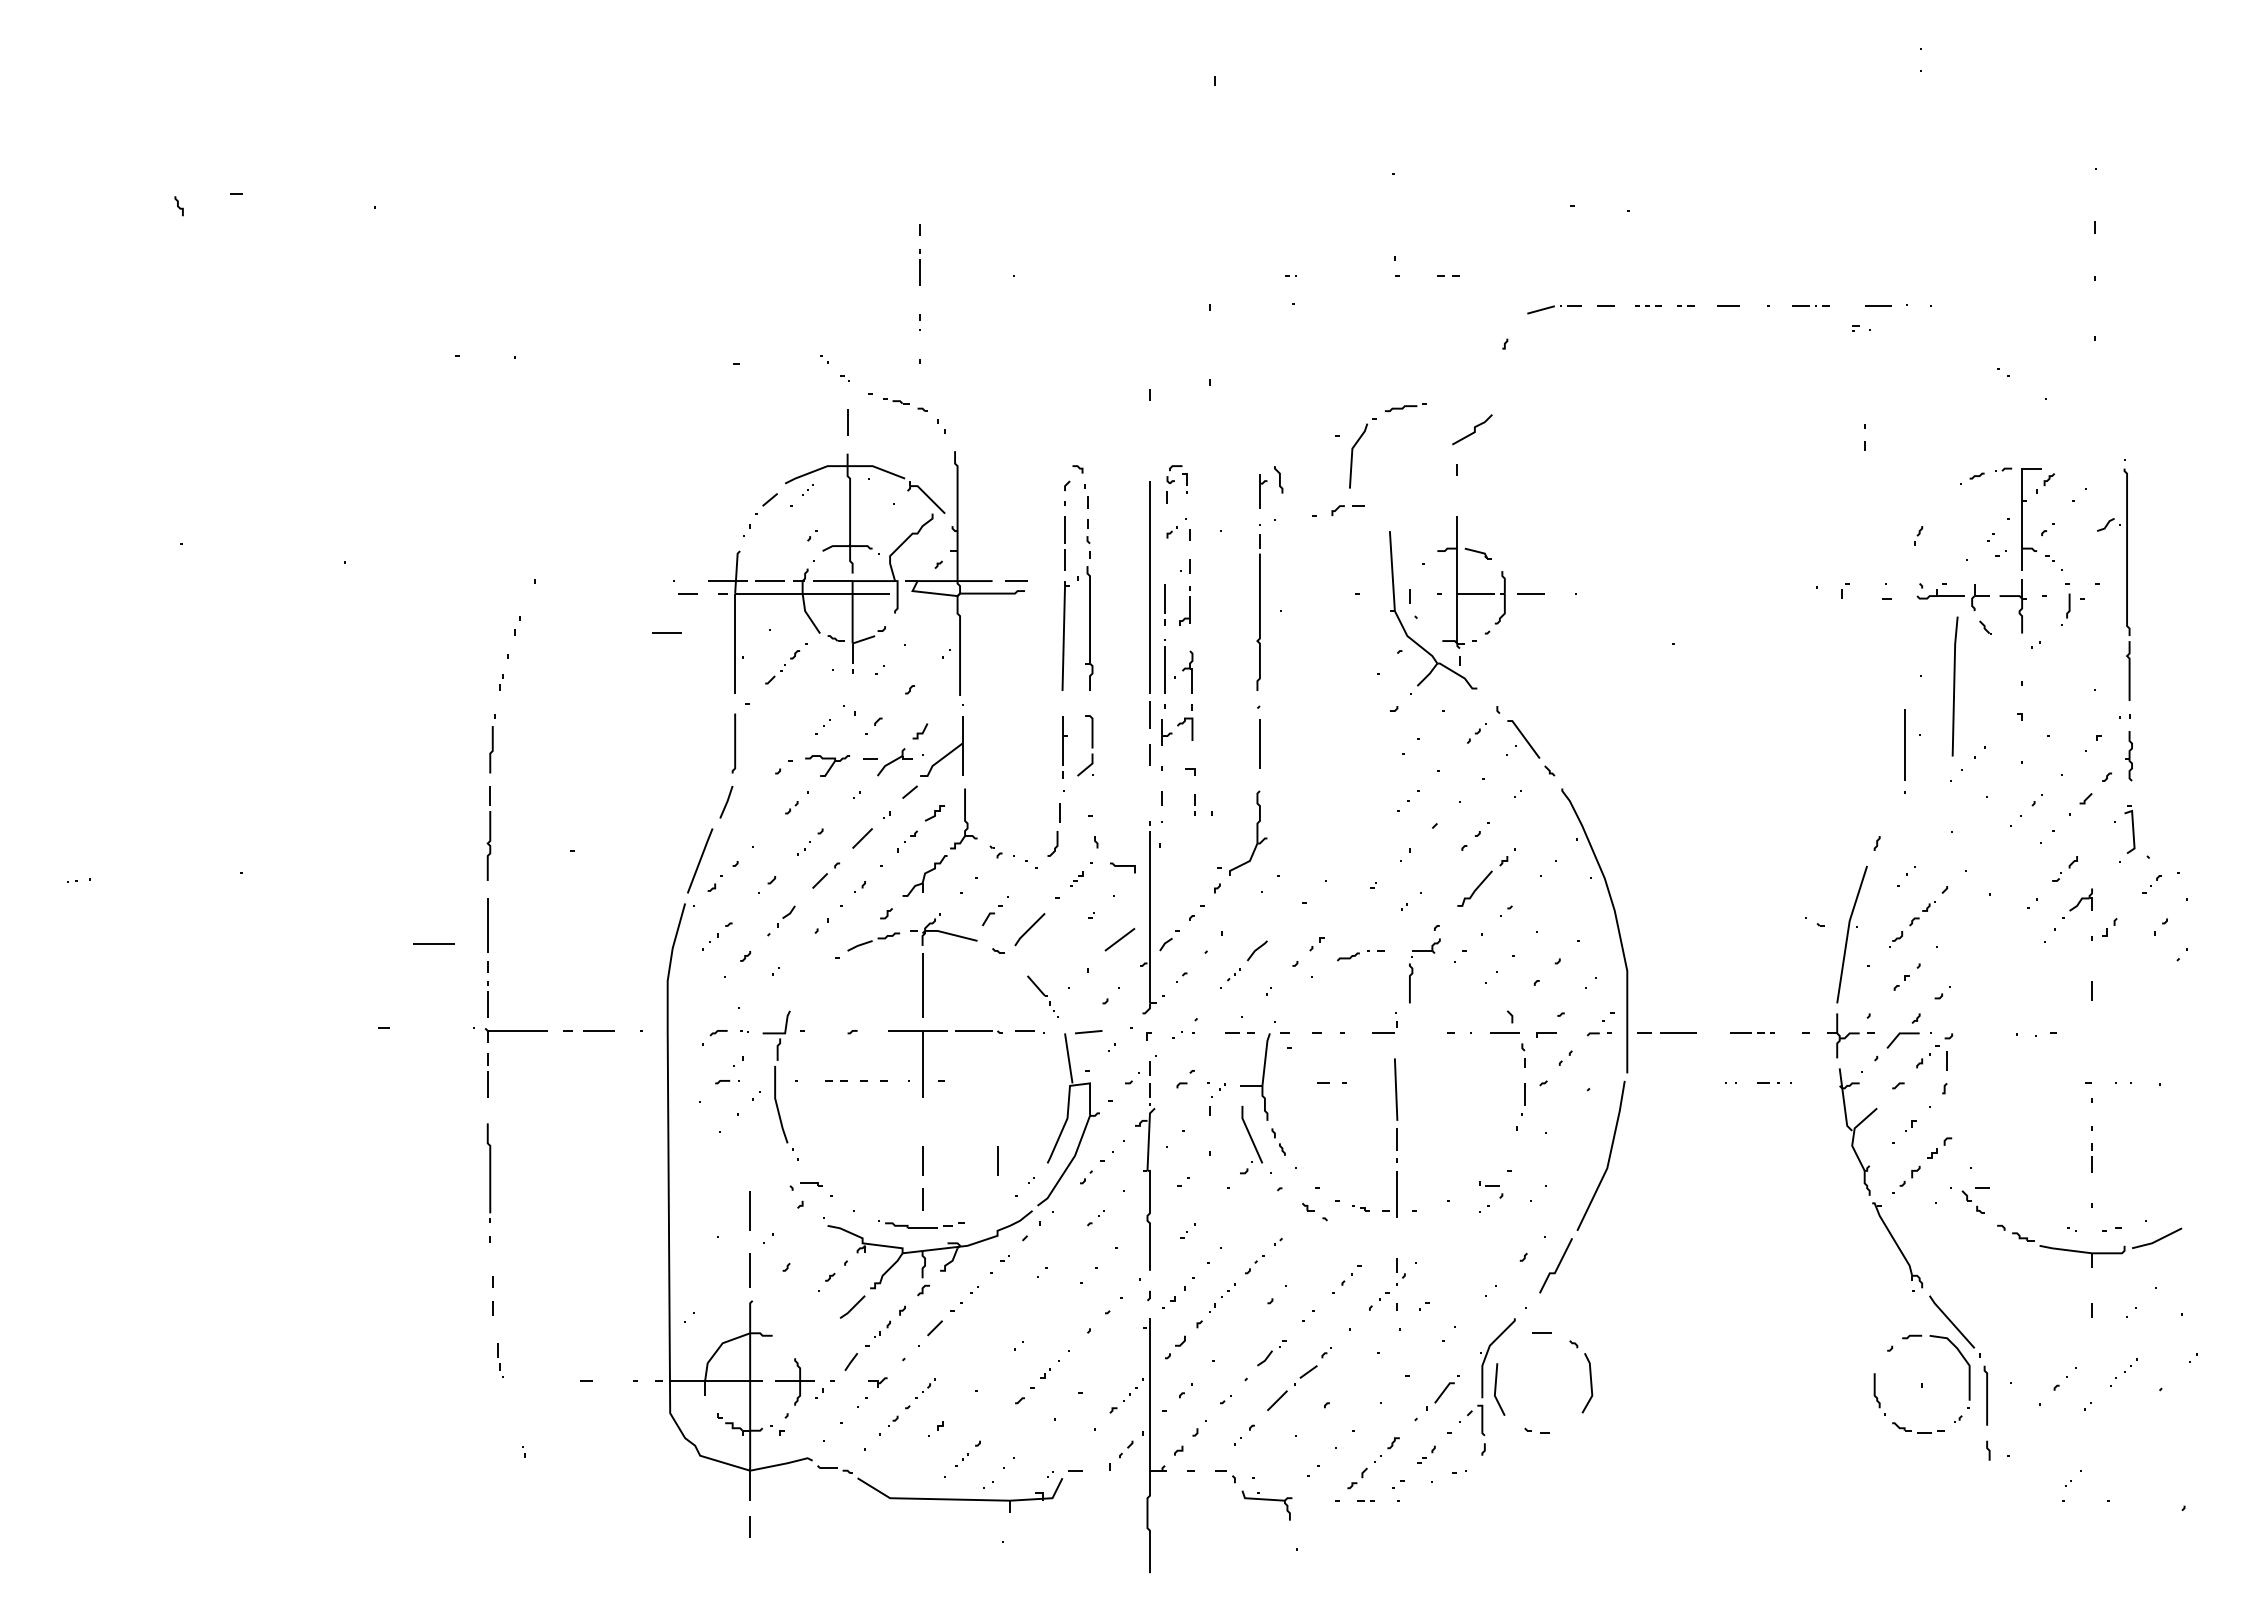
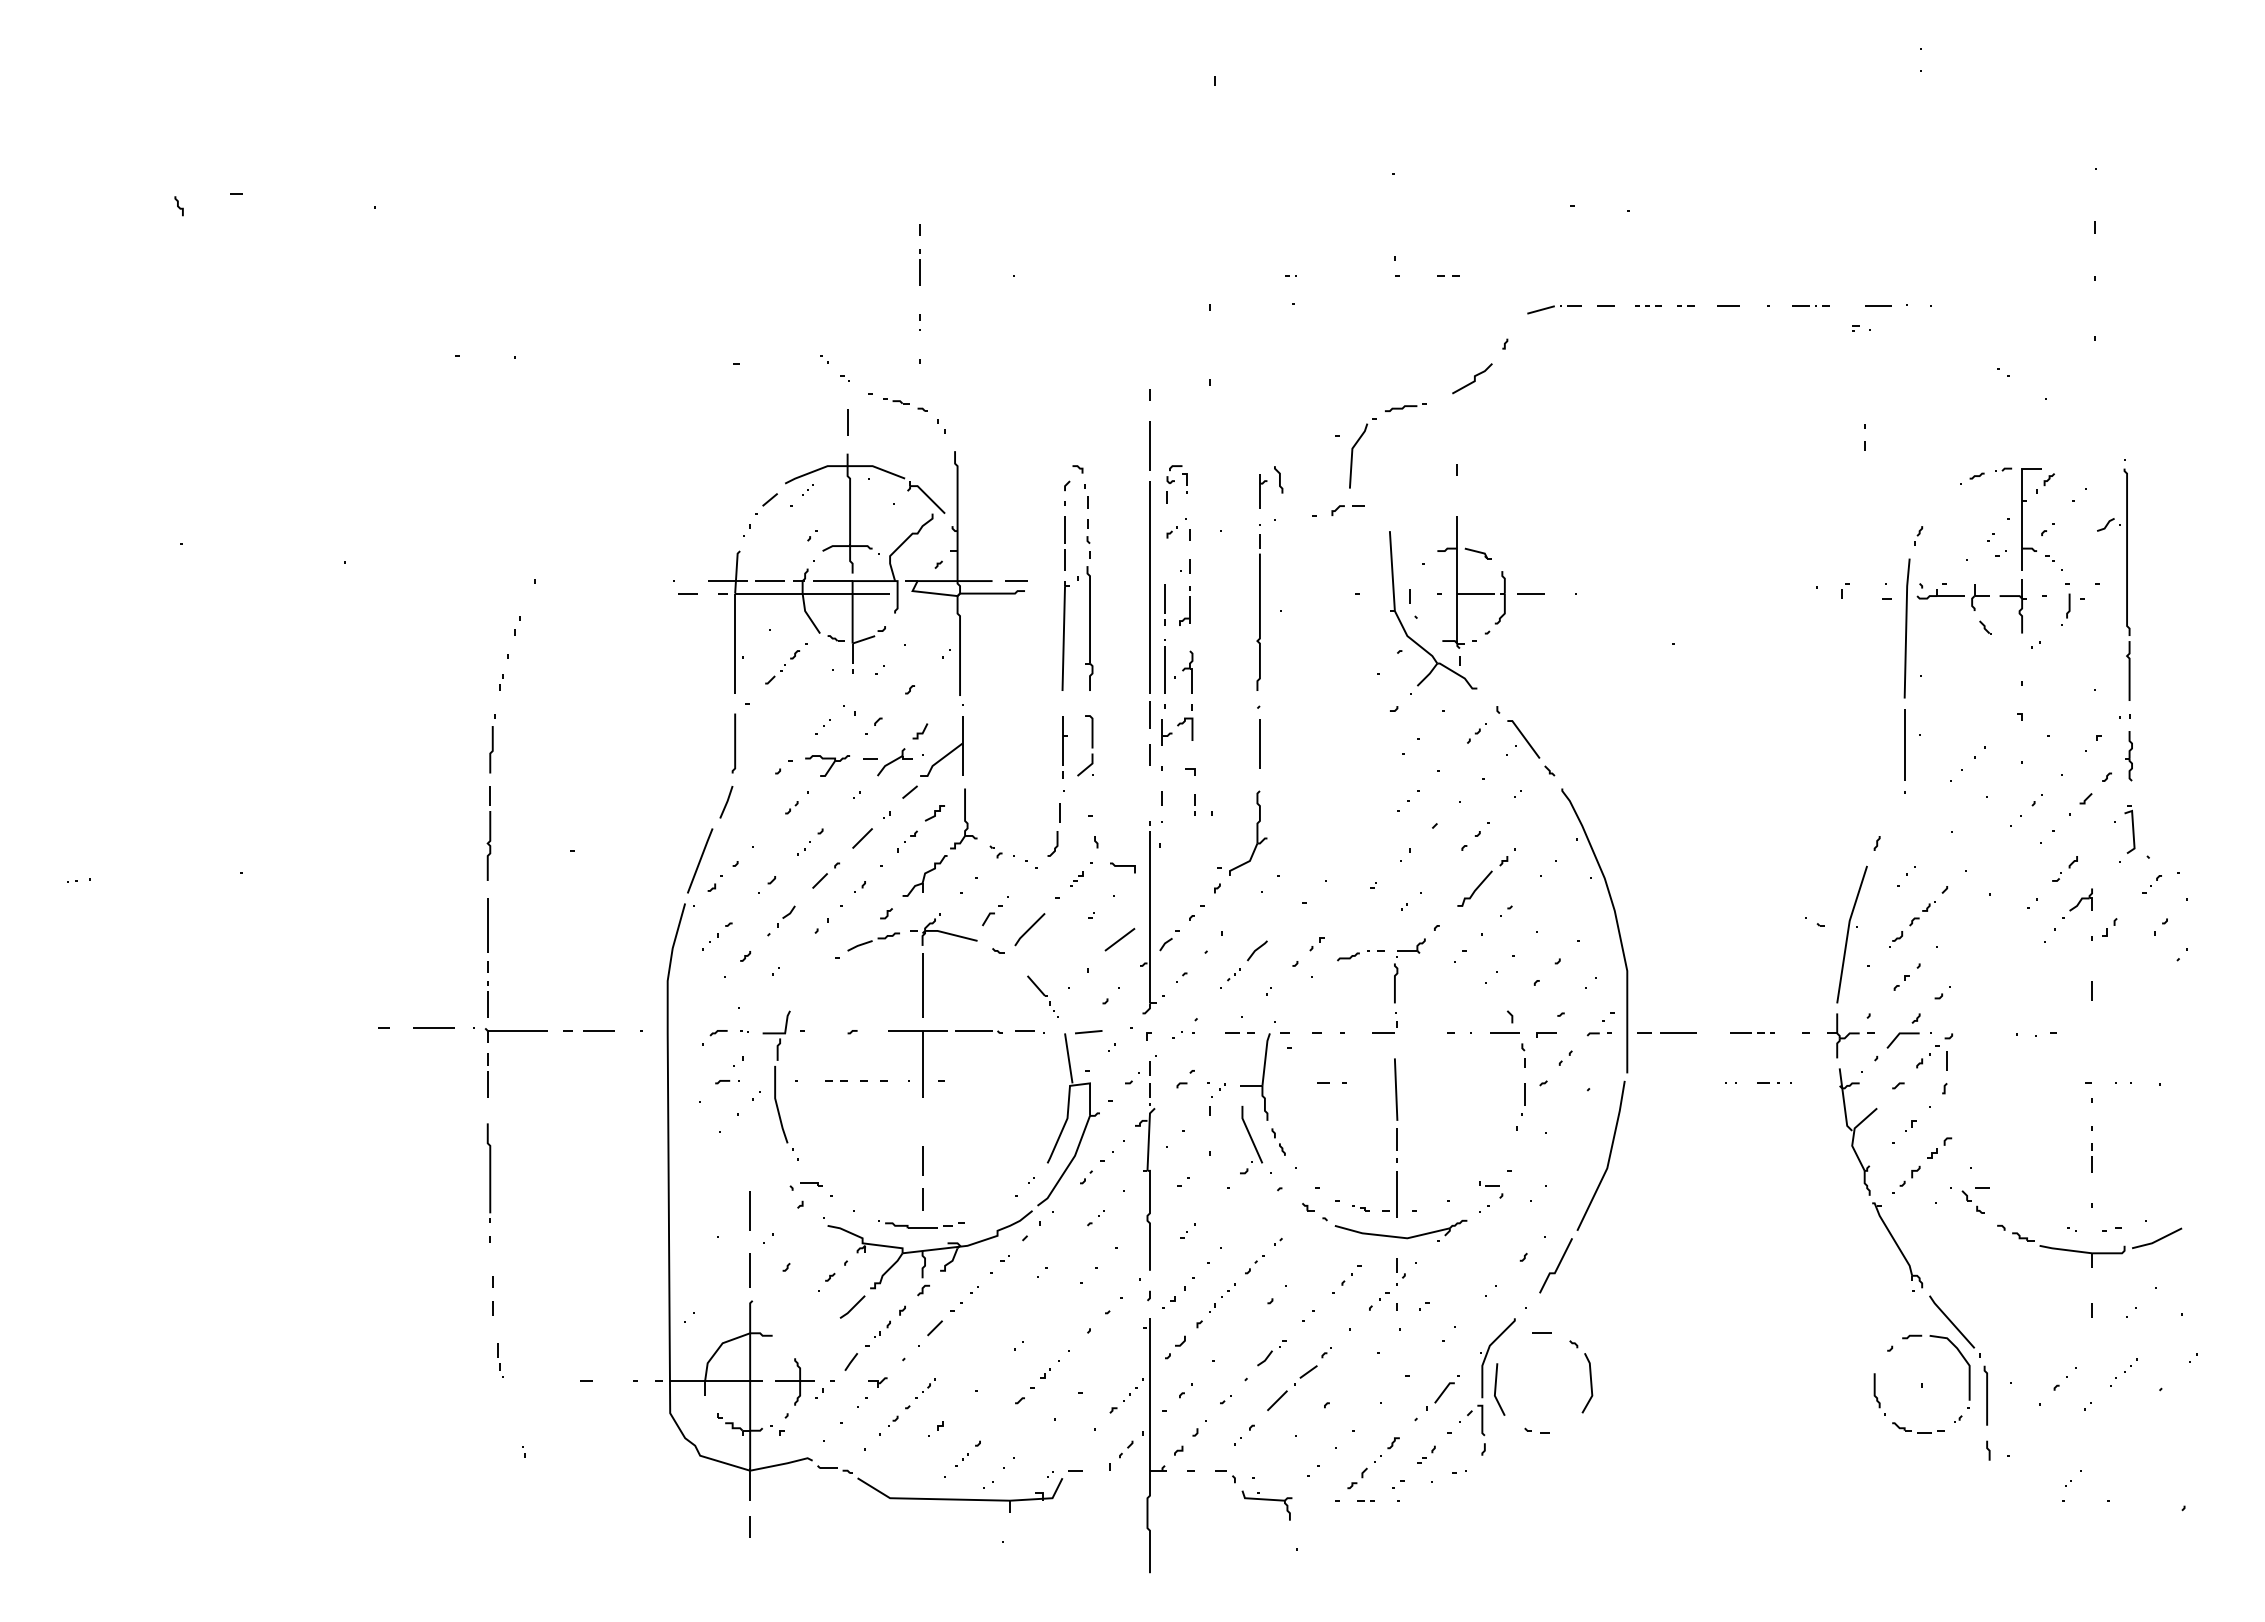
line position: (1474, 429) -> (1474, 378) (1474, 378)
line: none -> present (1149, 445)
line: present -> none (666, 632)
line position: (1954, 686) -> (1906, 628) (1906, 628)
line position: (433, 943) -> (433, 1027) (433, 1027)
part position: (1413, 970) -> (1398, 970) (1398, 970)
line: present -> none (997, 1160)
part: none -> present (1400, 1230)
